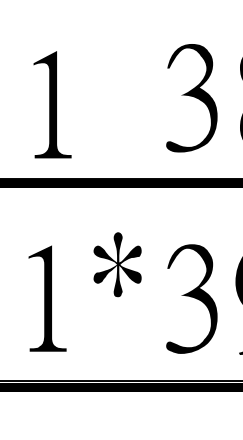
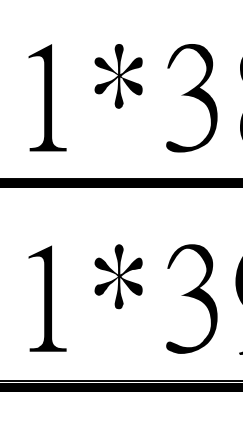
fill: none -> present (118, 75)
part position: (52, 104) -> (47, 97) (47, 97)
part position: (117, 264) -> (118, 276) (118, 276)
